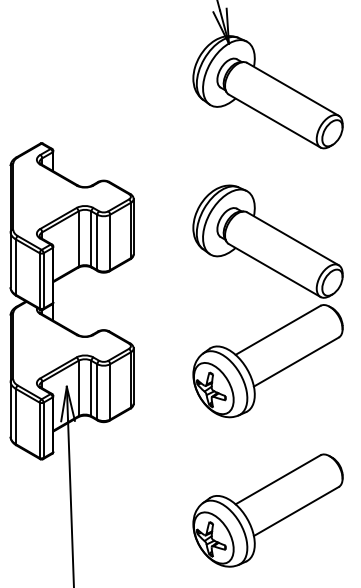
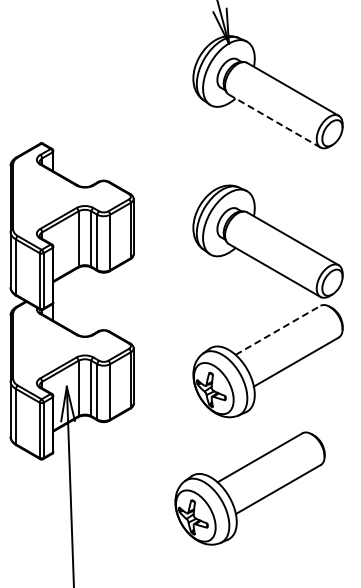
line: solid -> dashed (274, 121)
line: solid -> dashed (278, 330)
part position: (267, 510) -> (249, 488) (249, 488)
